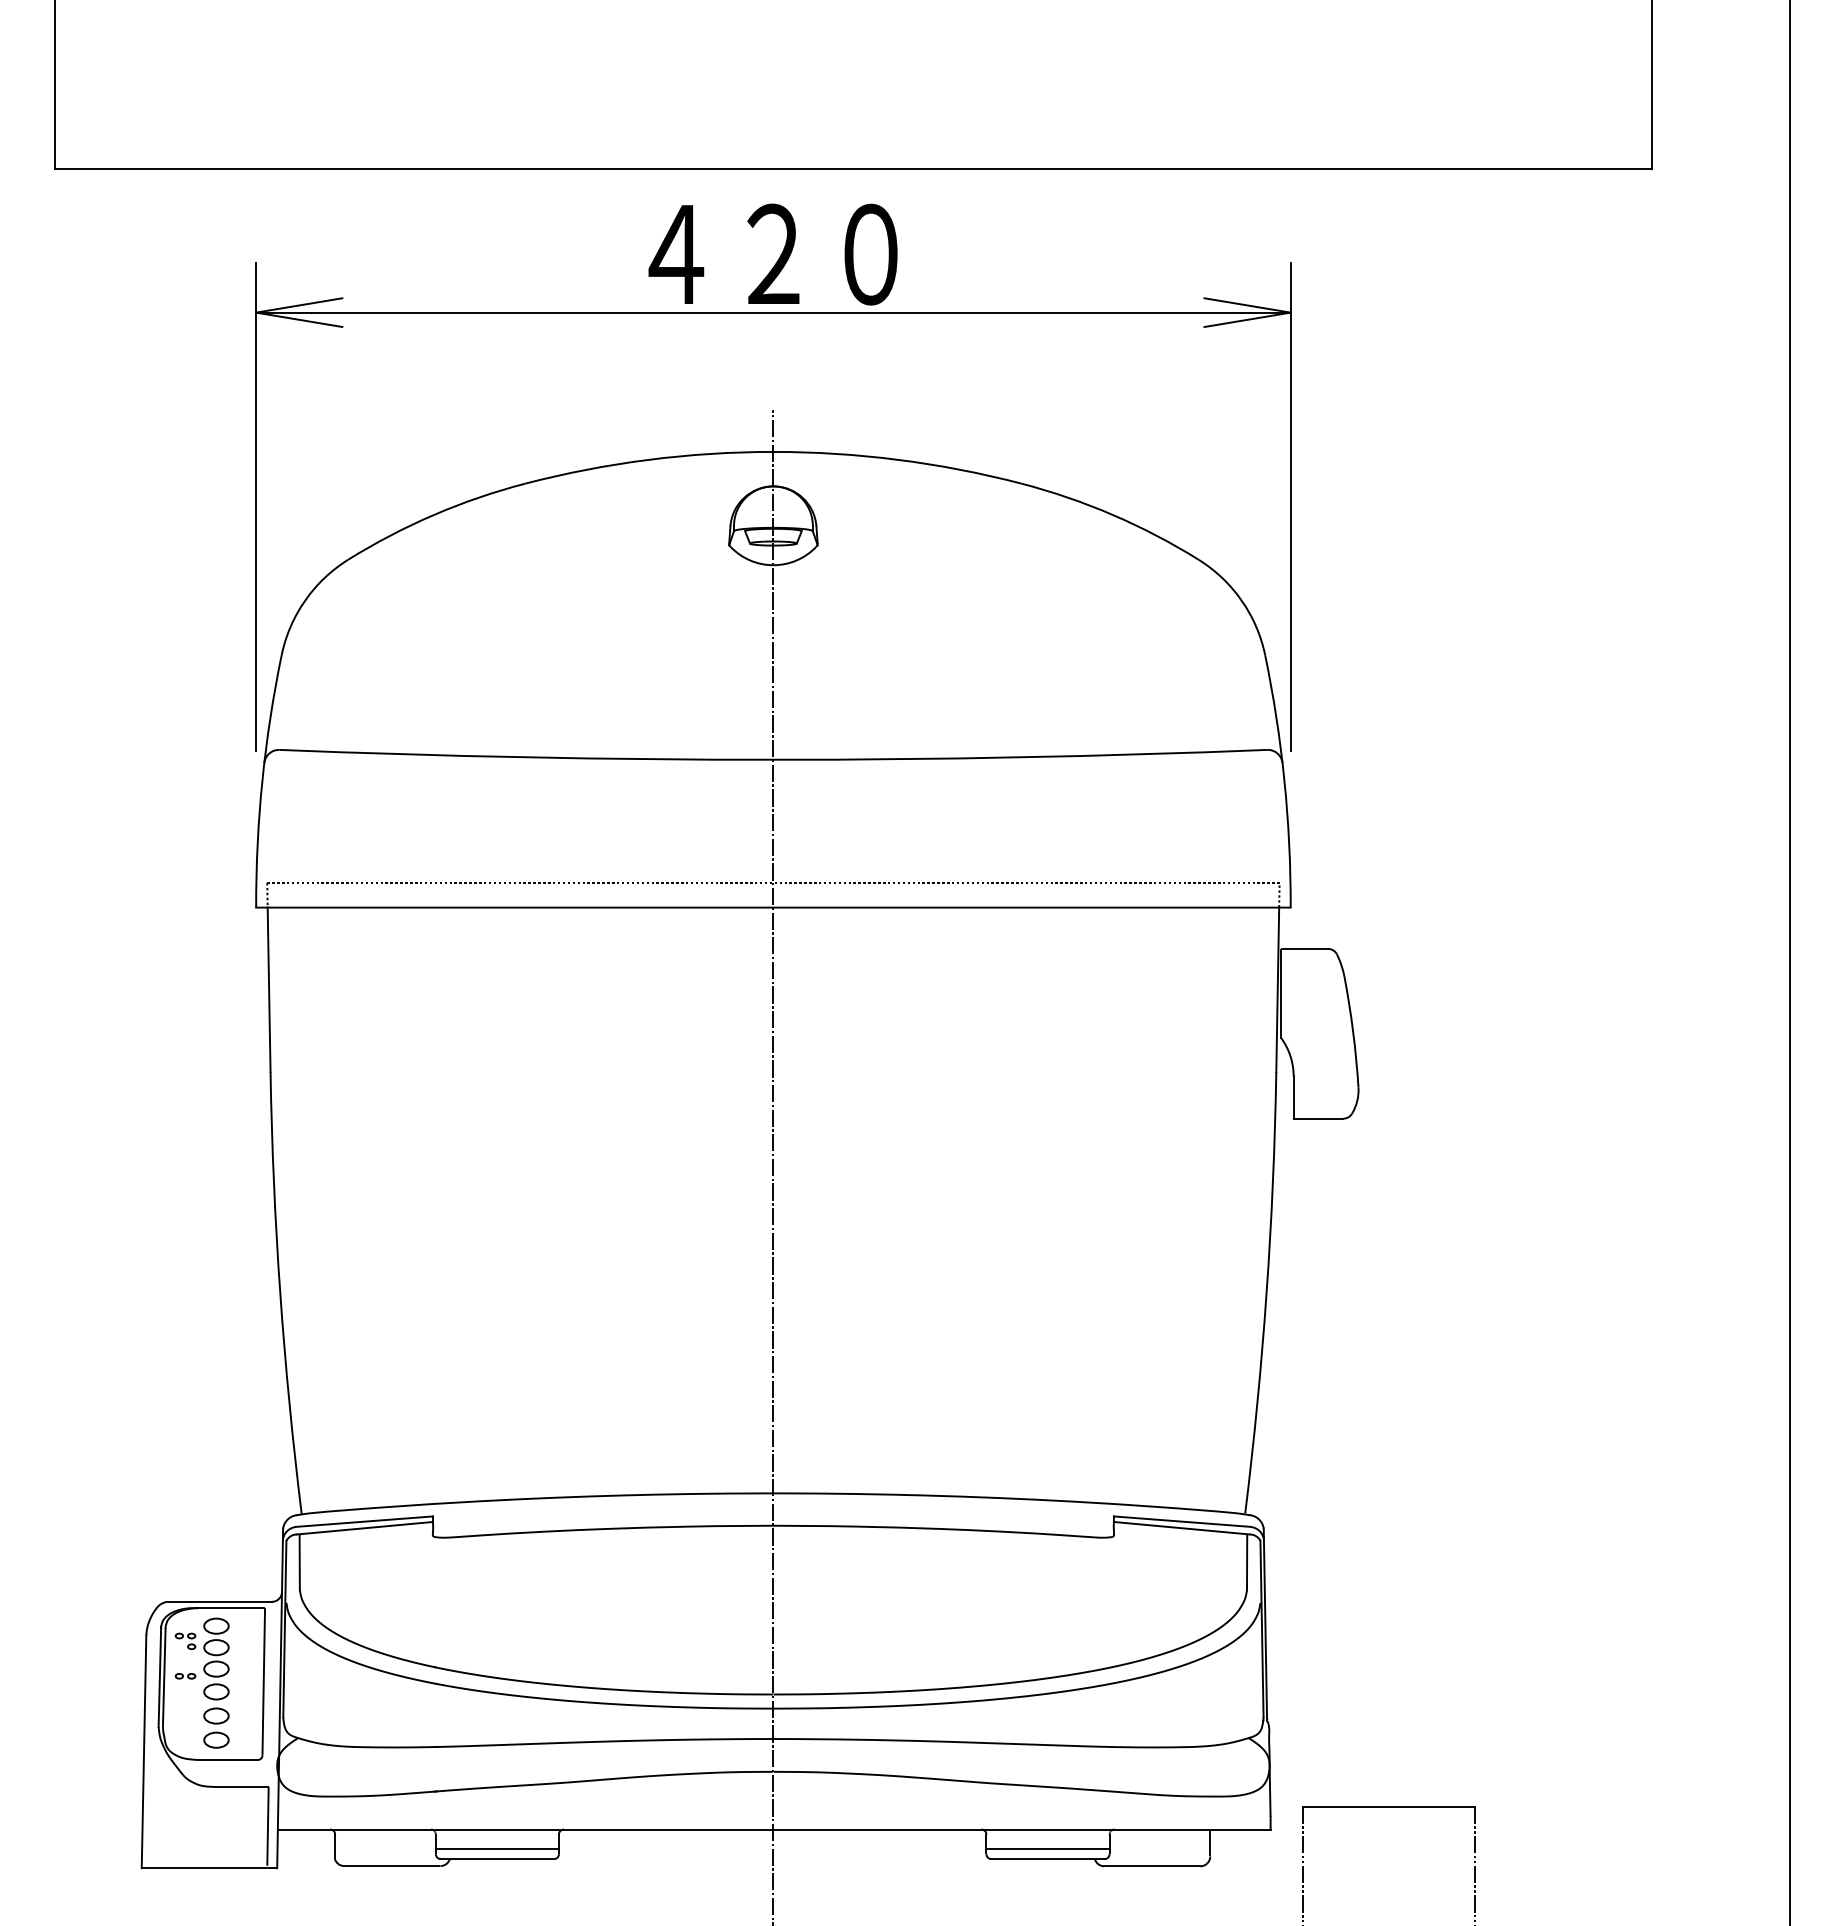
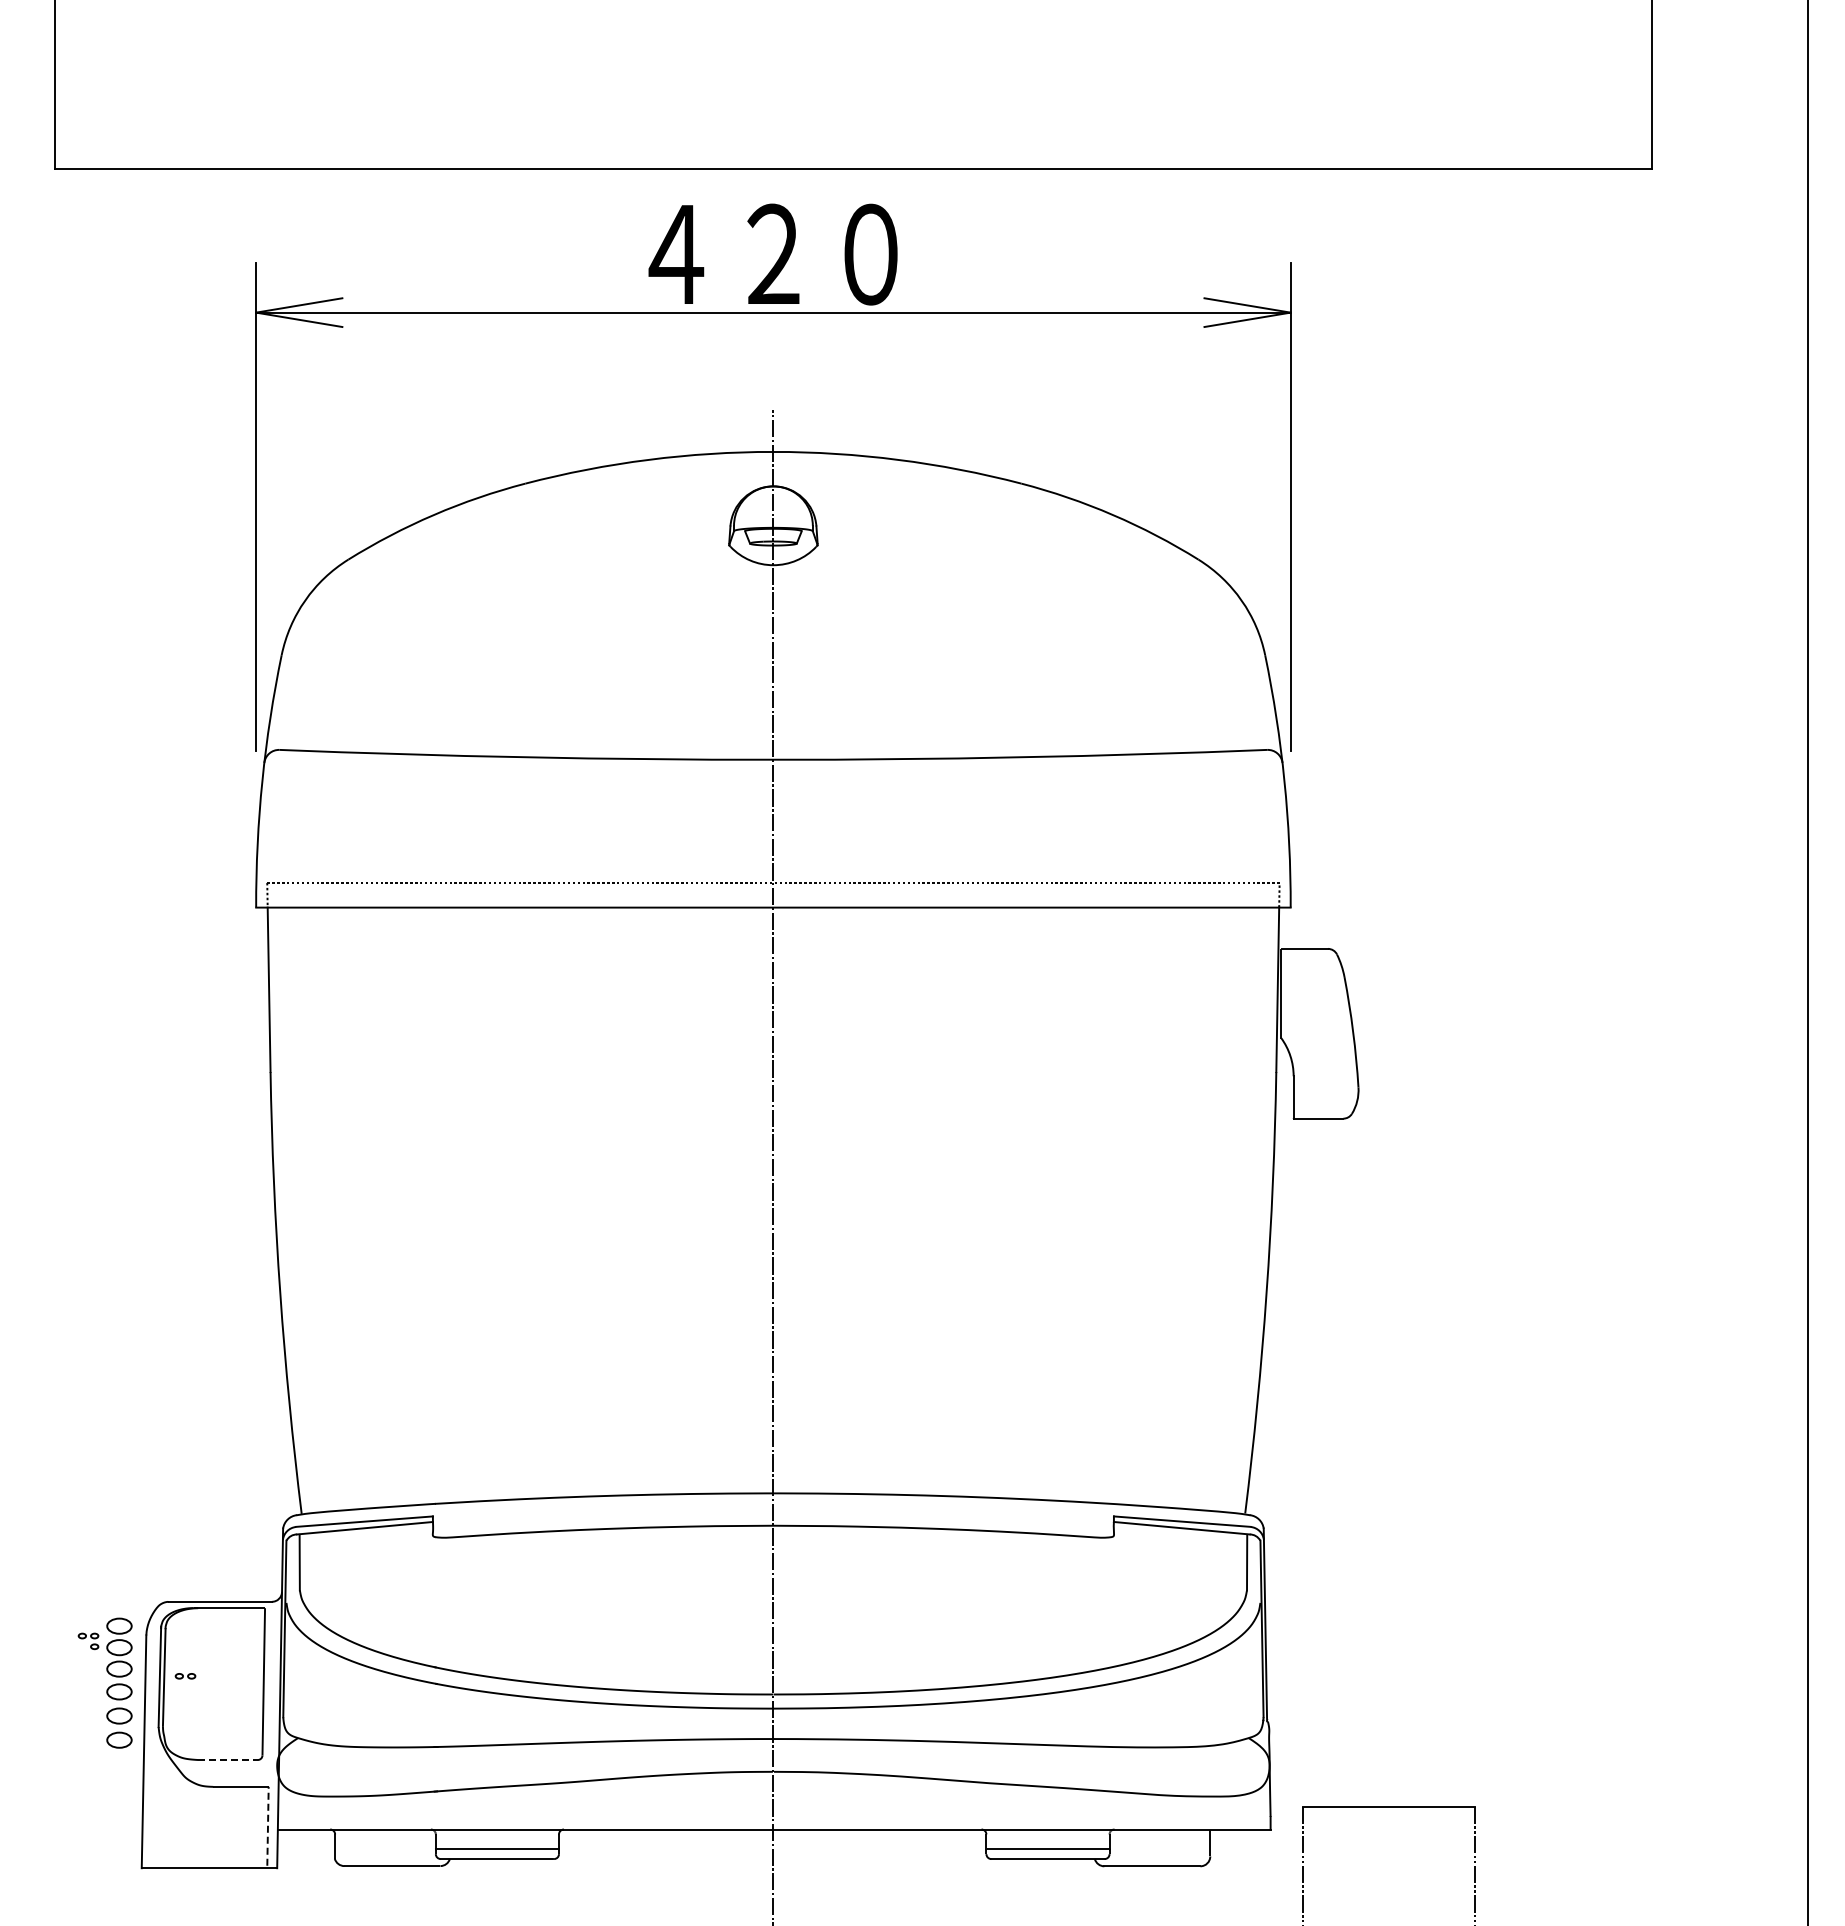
line position: (1789, 962) -> (1807, 962) (1807, 962)
part position: (206, 1686) -> (109, 1686) (109, 1686)
line: solid -> dashed (228, 1760)
line: solid -> dashed (268, 1825)
